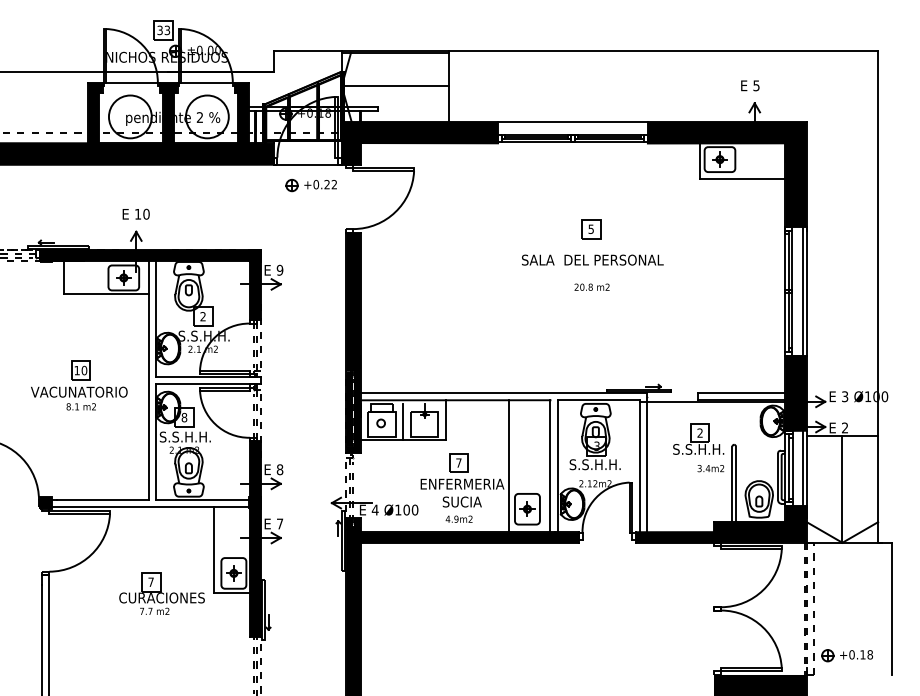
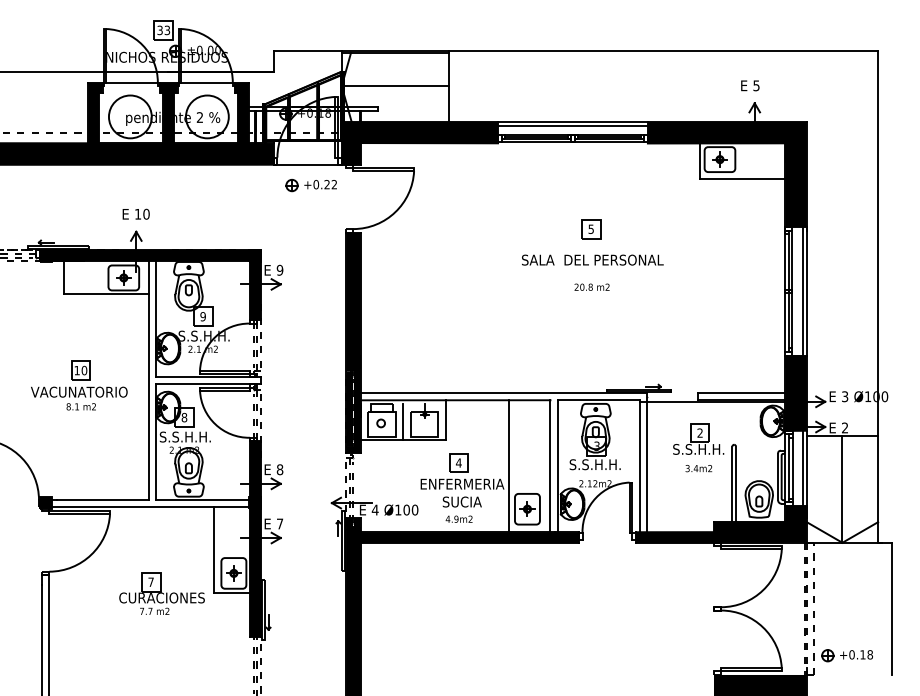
line: none -> present (572, 125)
text: 2 -> 9 (202, 316)
text: 7 -> 4 (458, 462)
text position: (710, 468) -> (698, 468) (698, 468)
